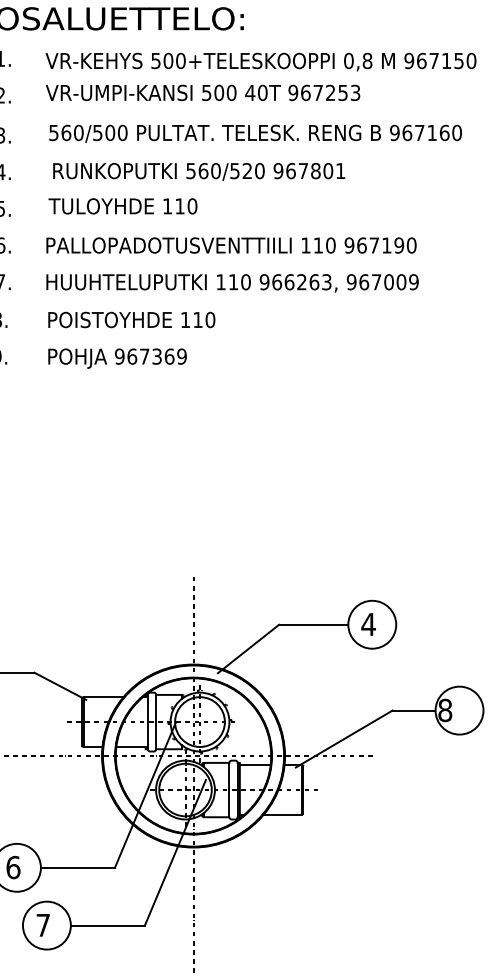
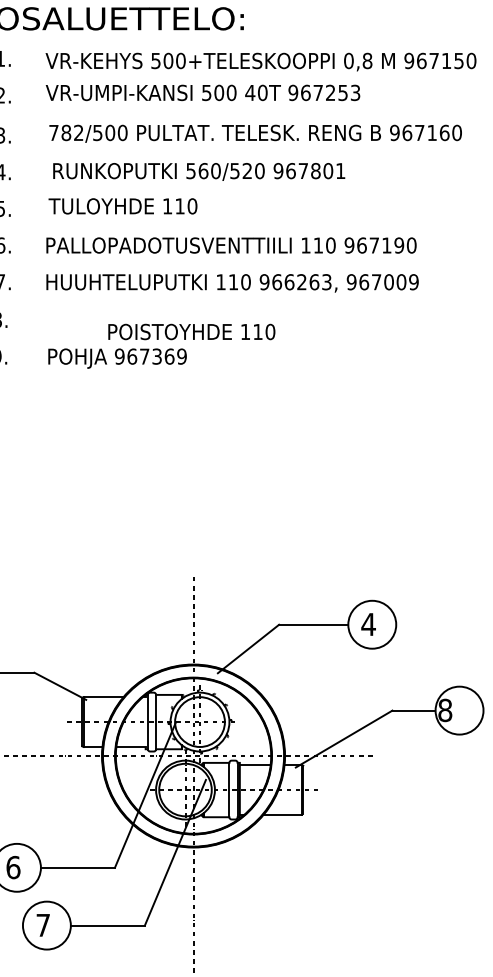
text: 560/500 -> 782/500 (66, 132)
text position: (131, 319) -> (191, 331) (191, 331)
